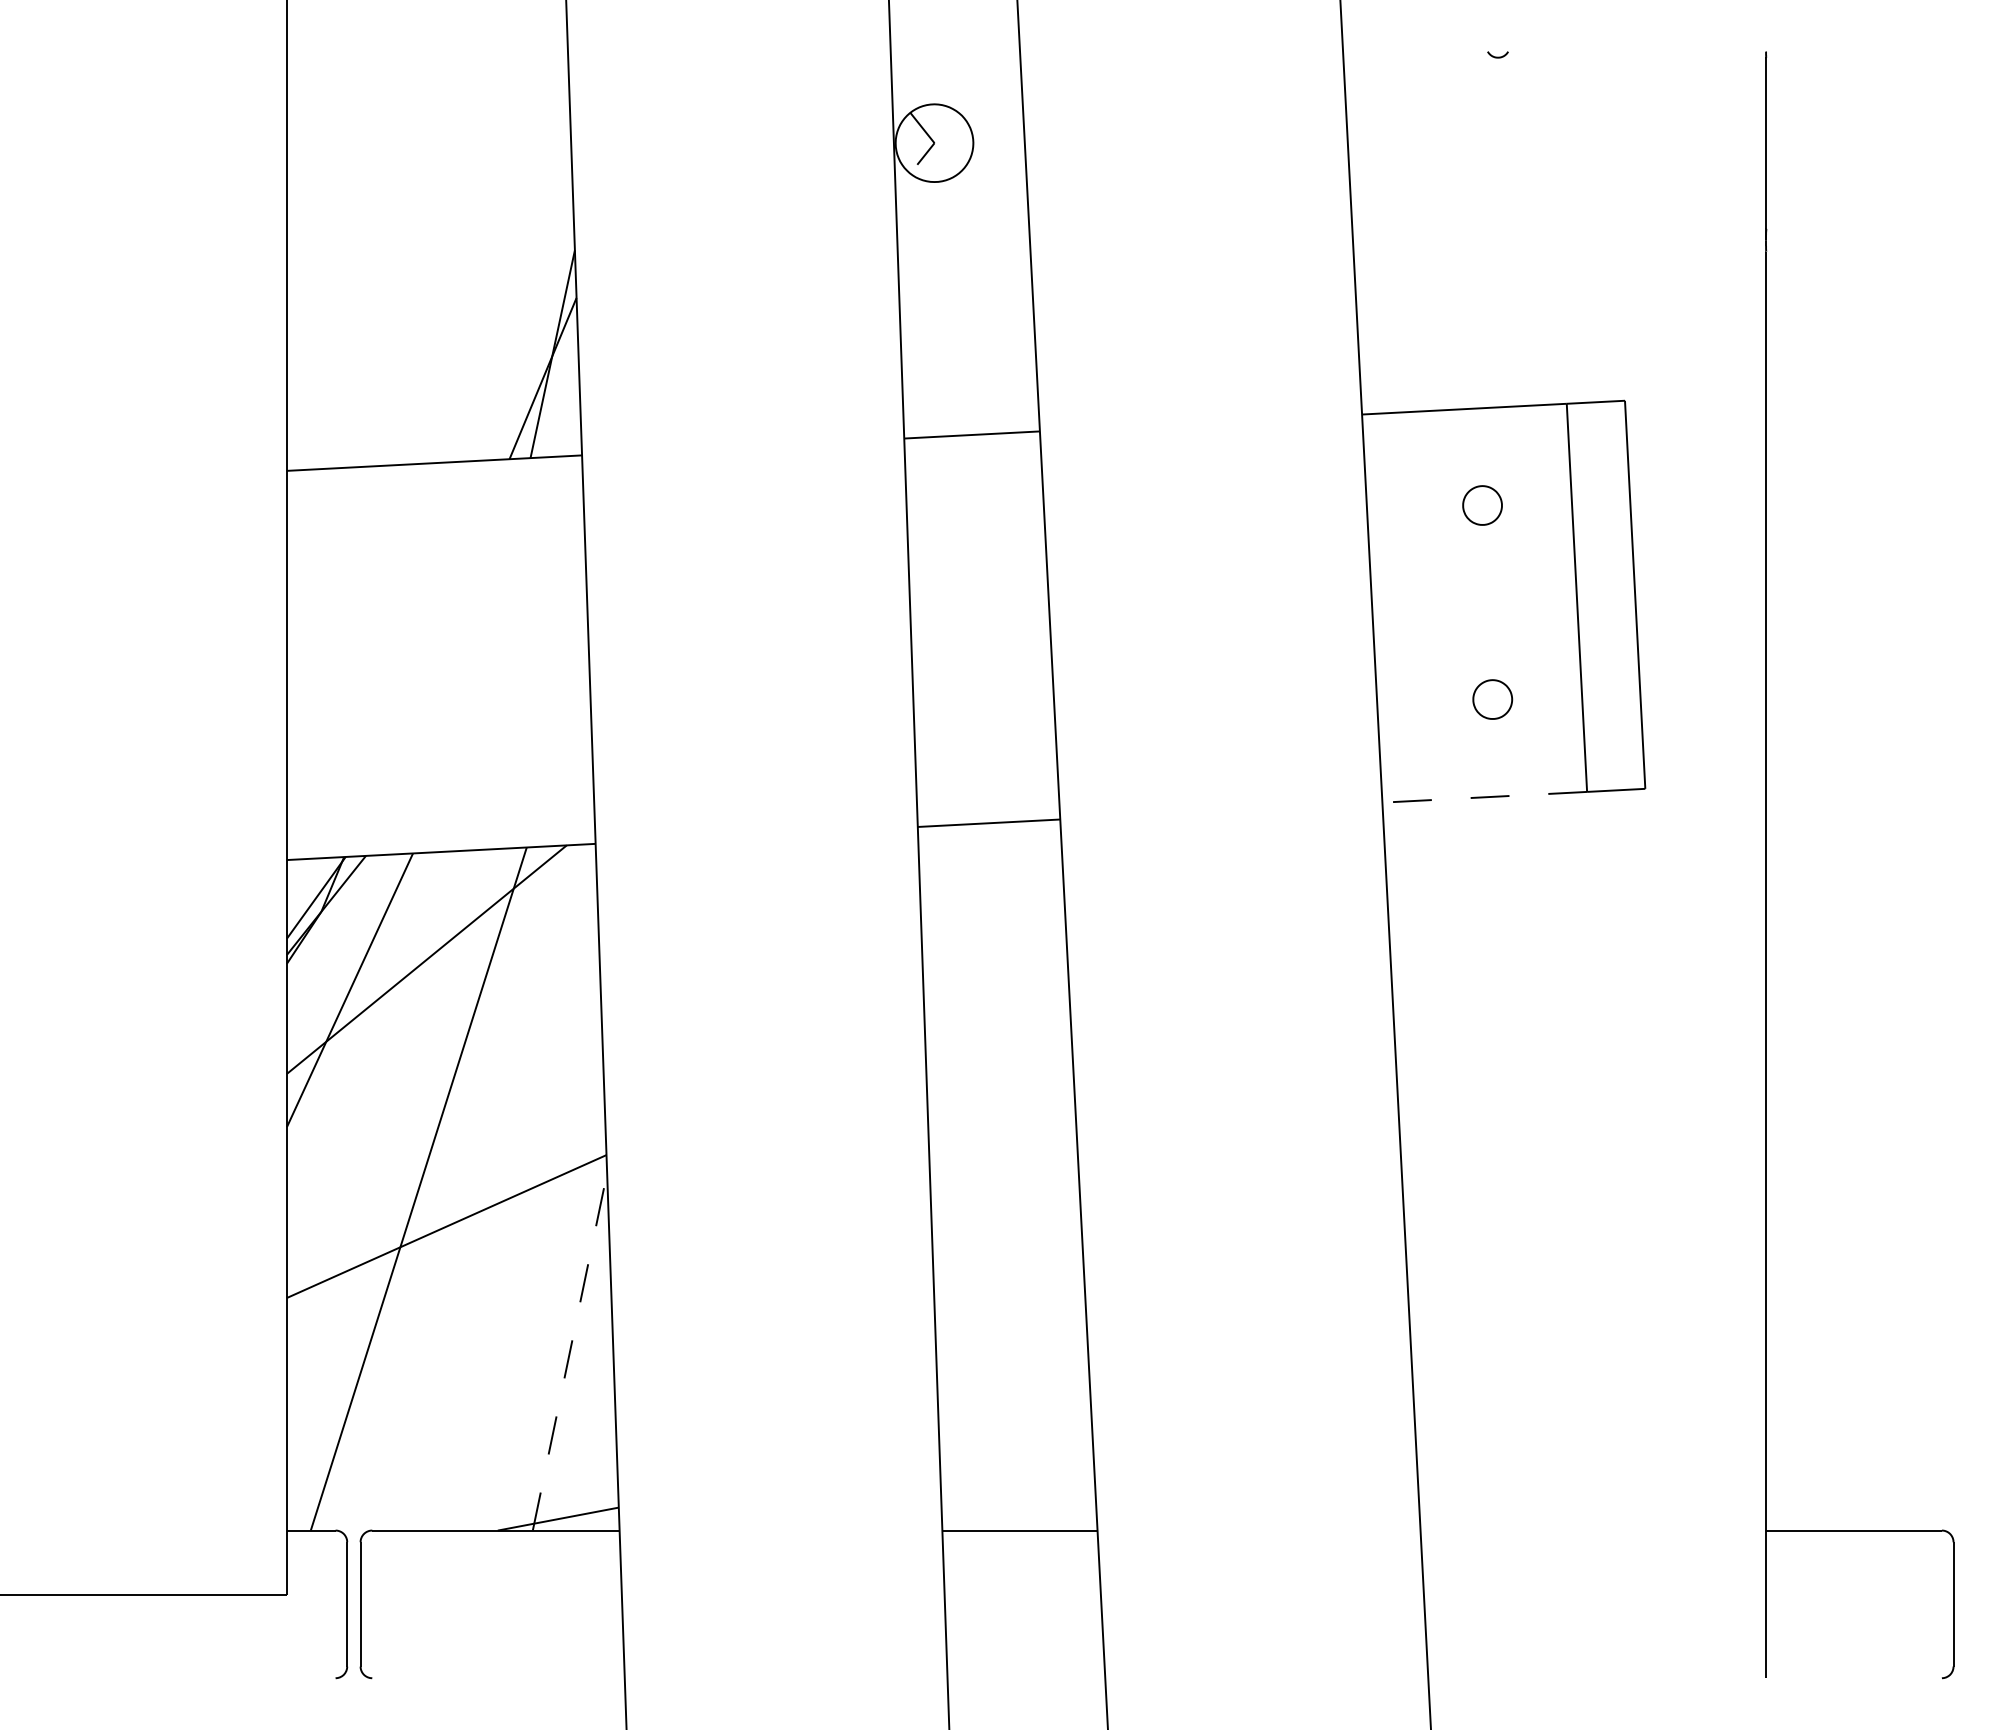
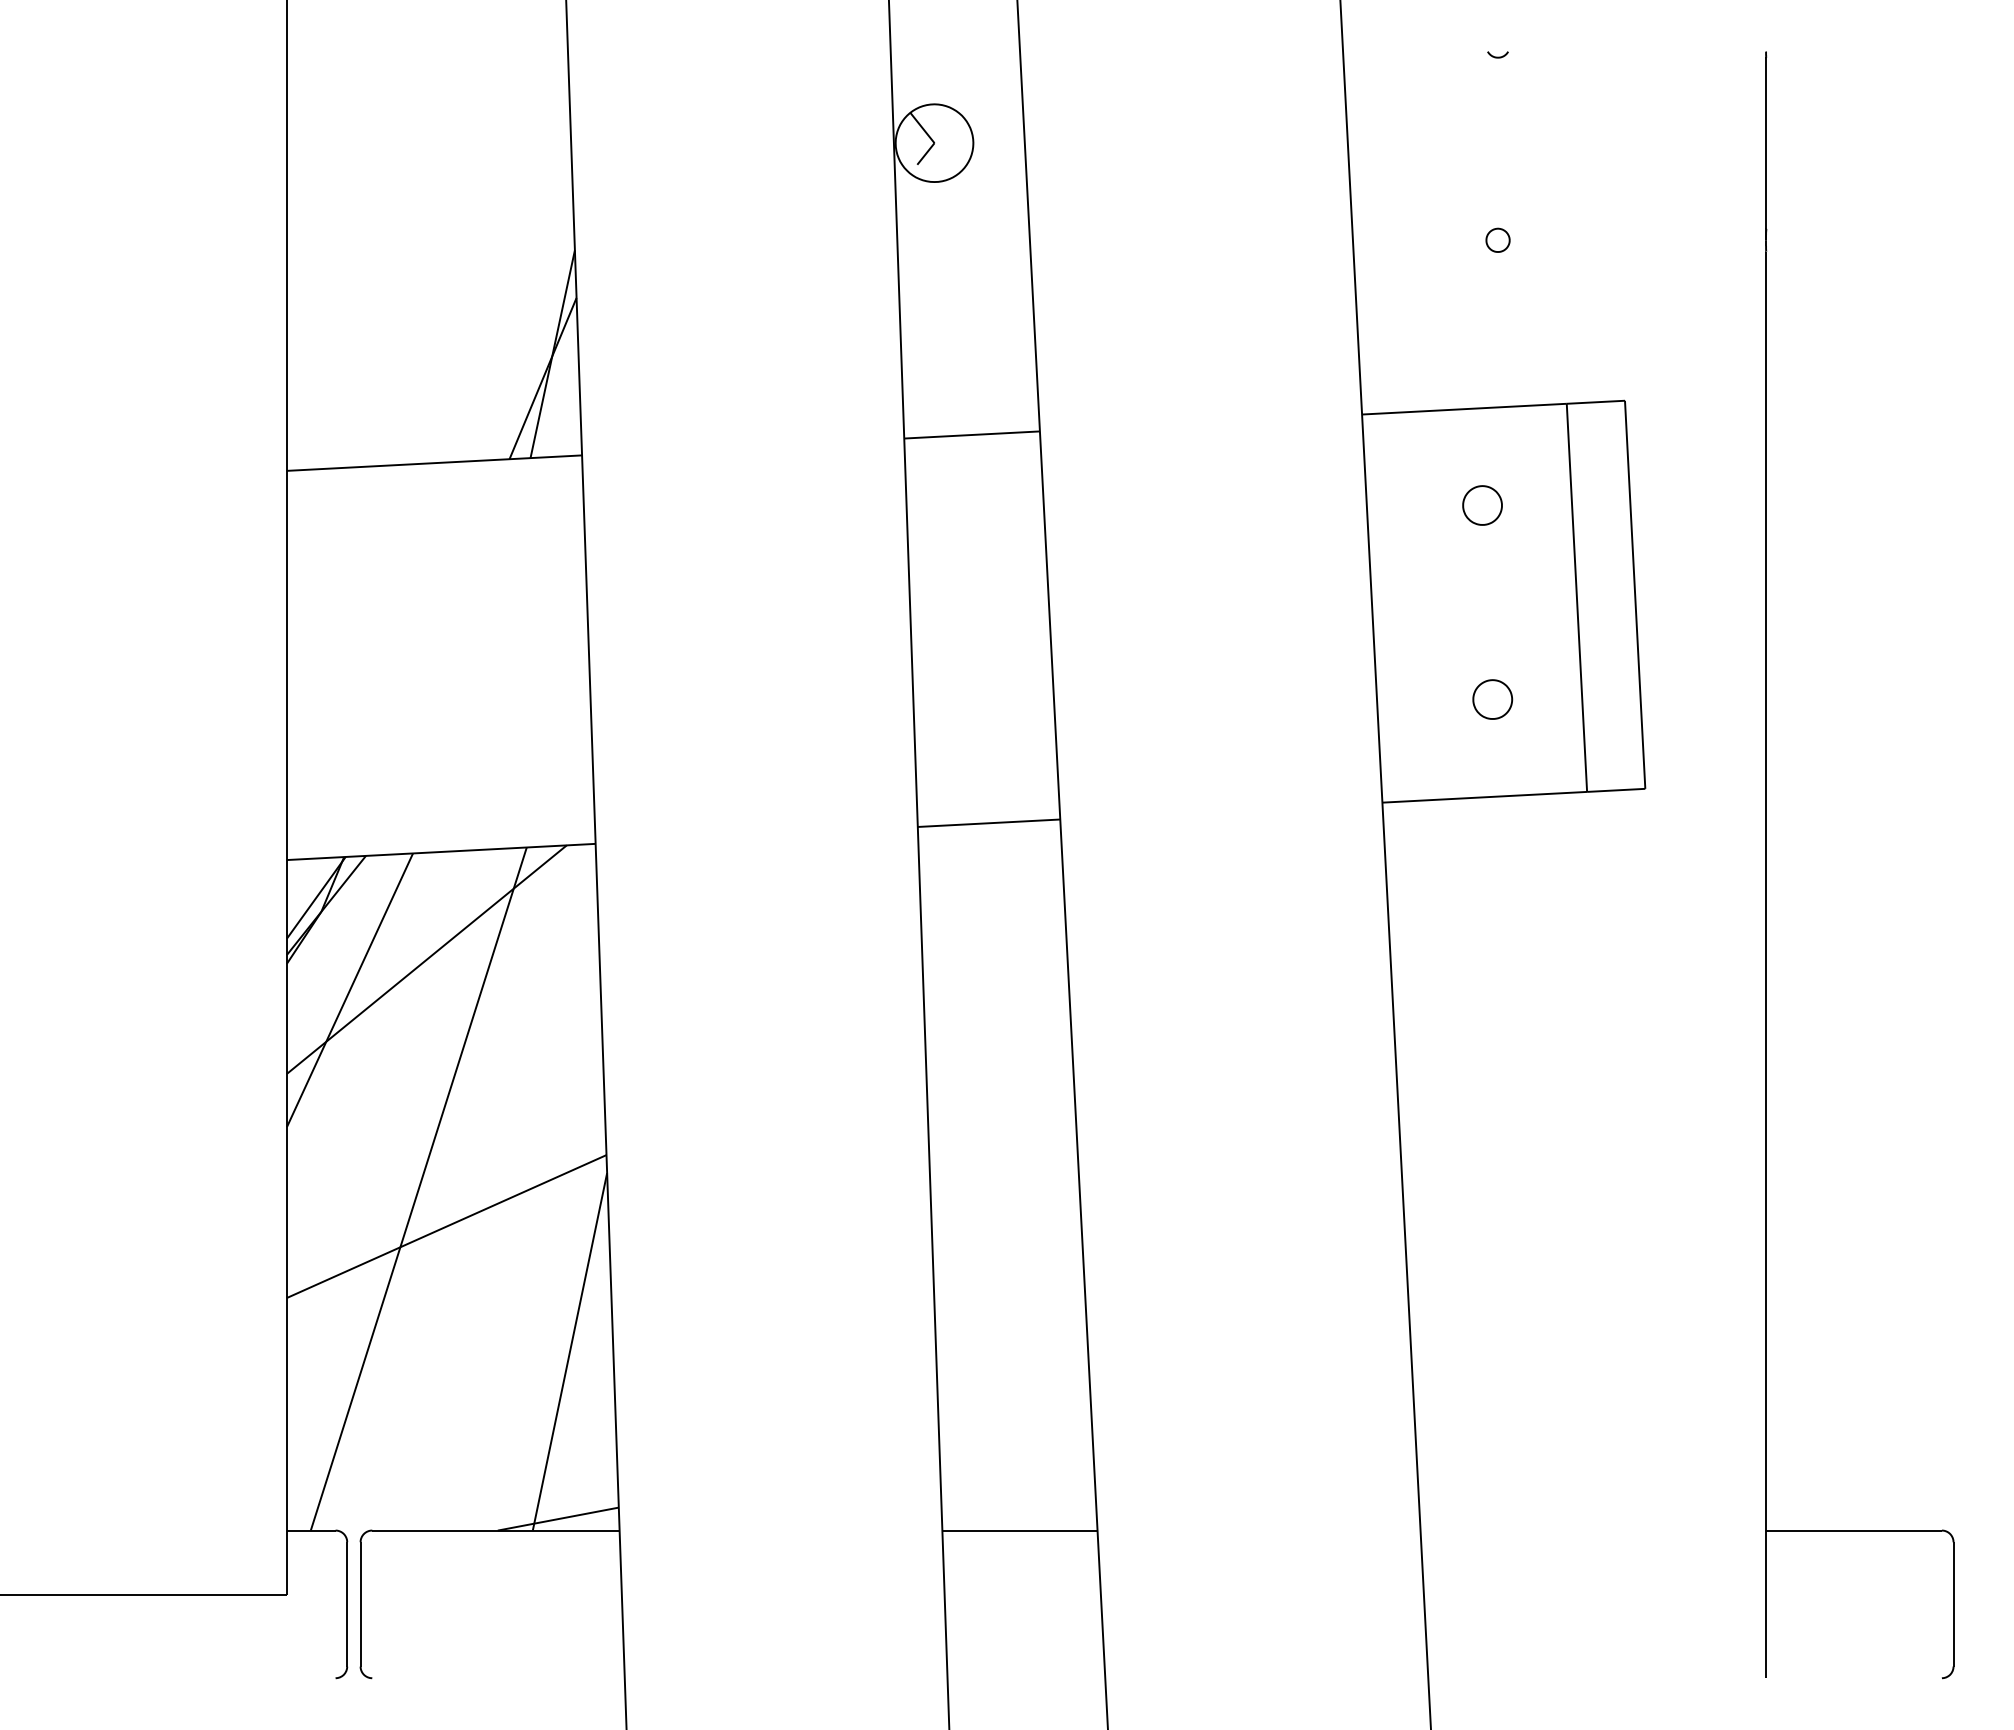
part: none -> present (1497, 239)
line: dashed -> solid (1484, 797)
line: dashed -> solid (569, 1351)
